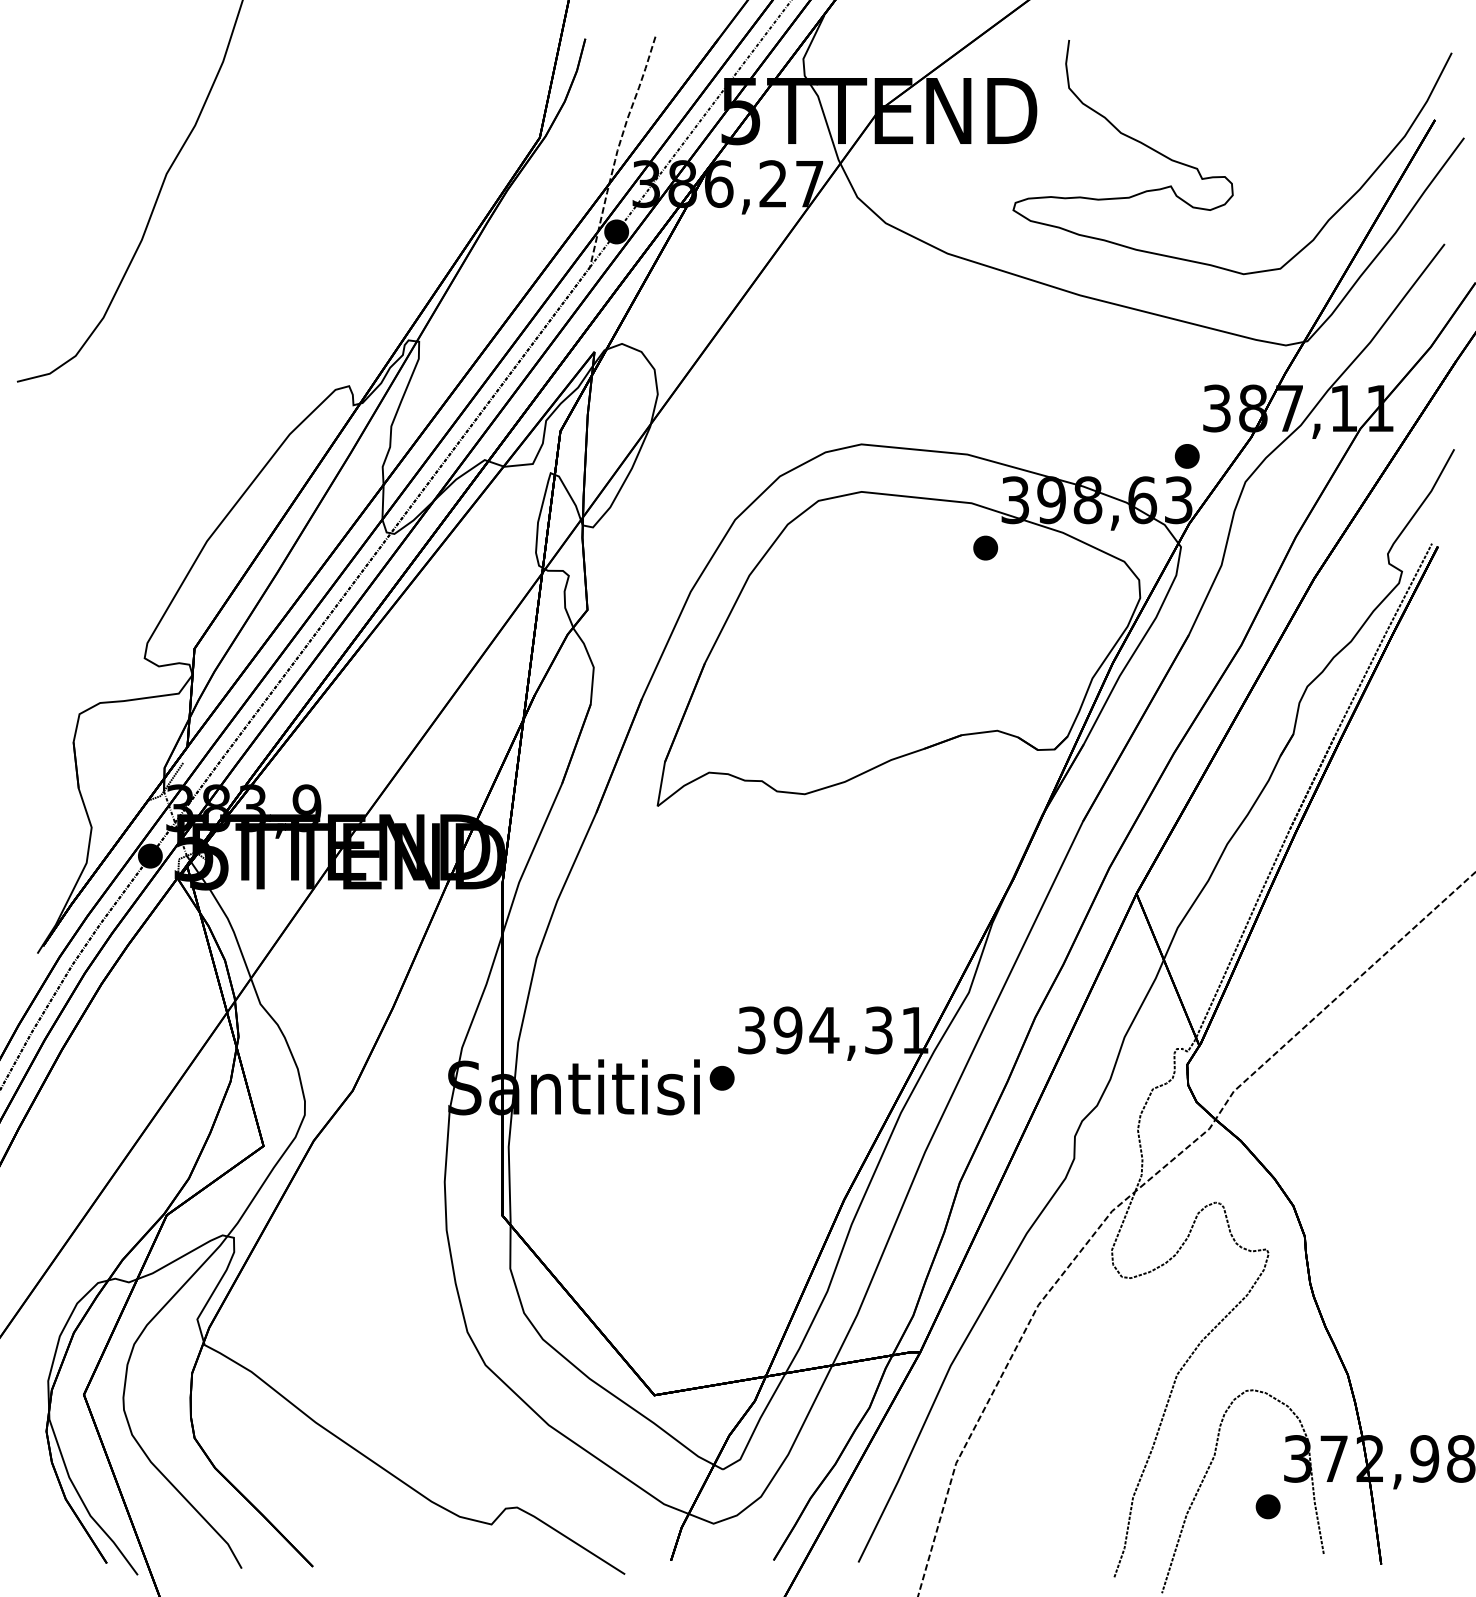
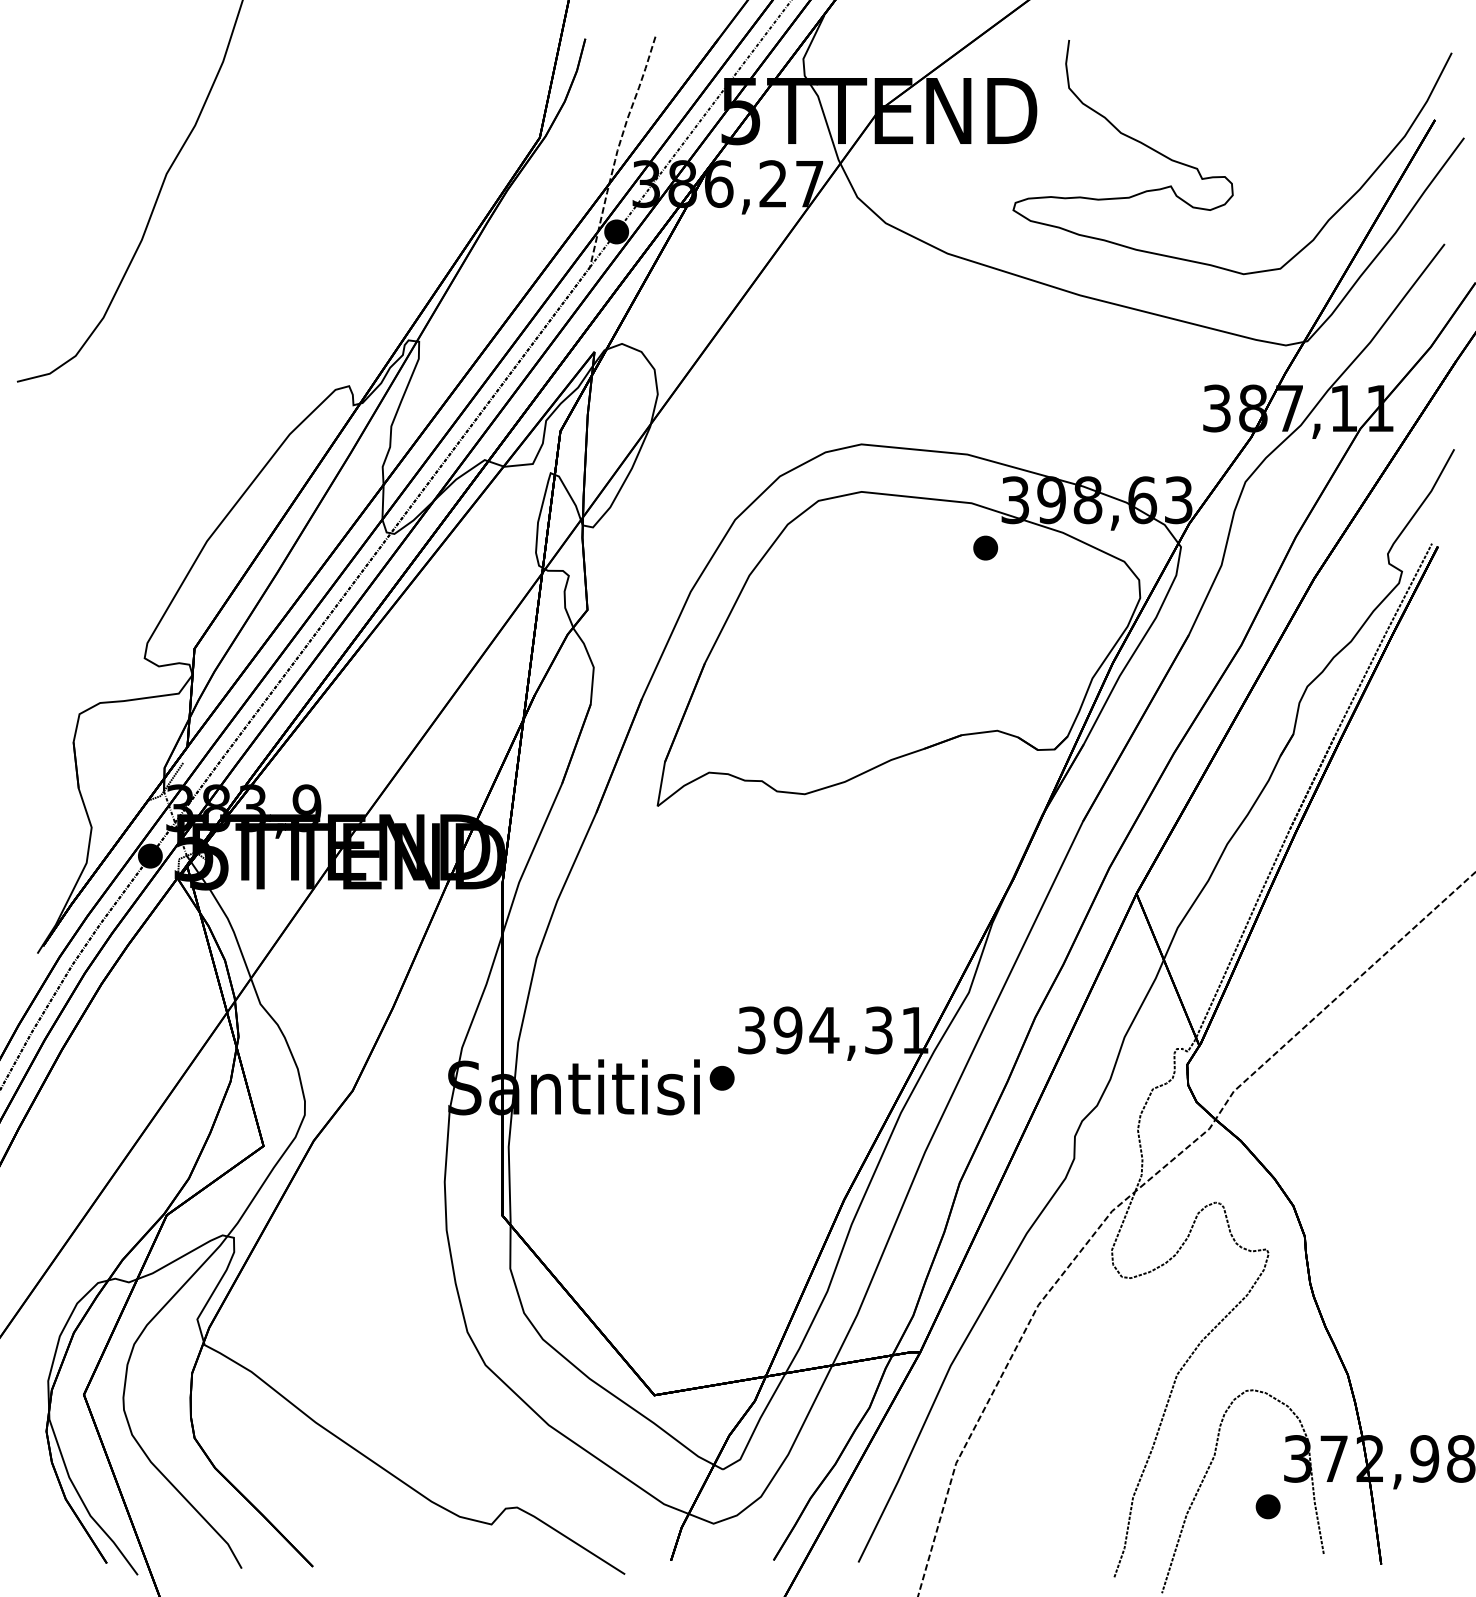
part: present -> none (1186, 456)
